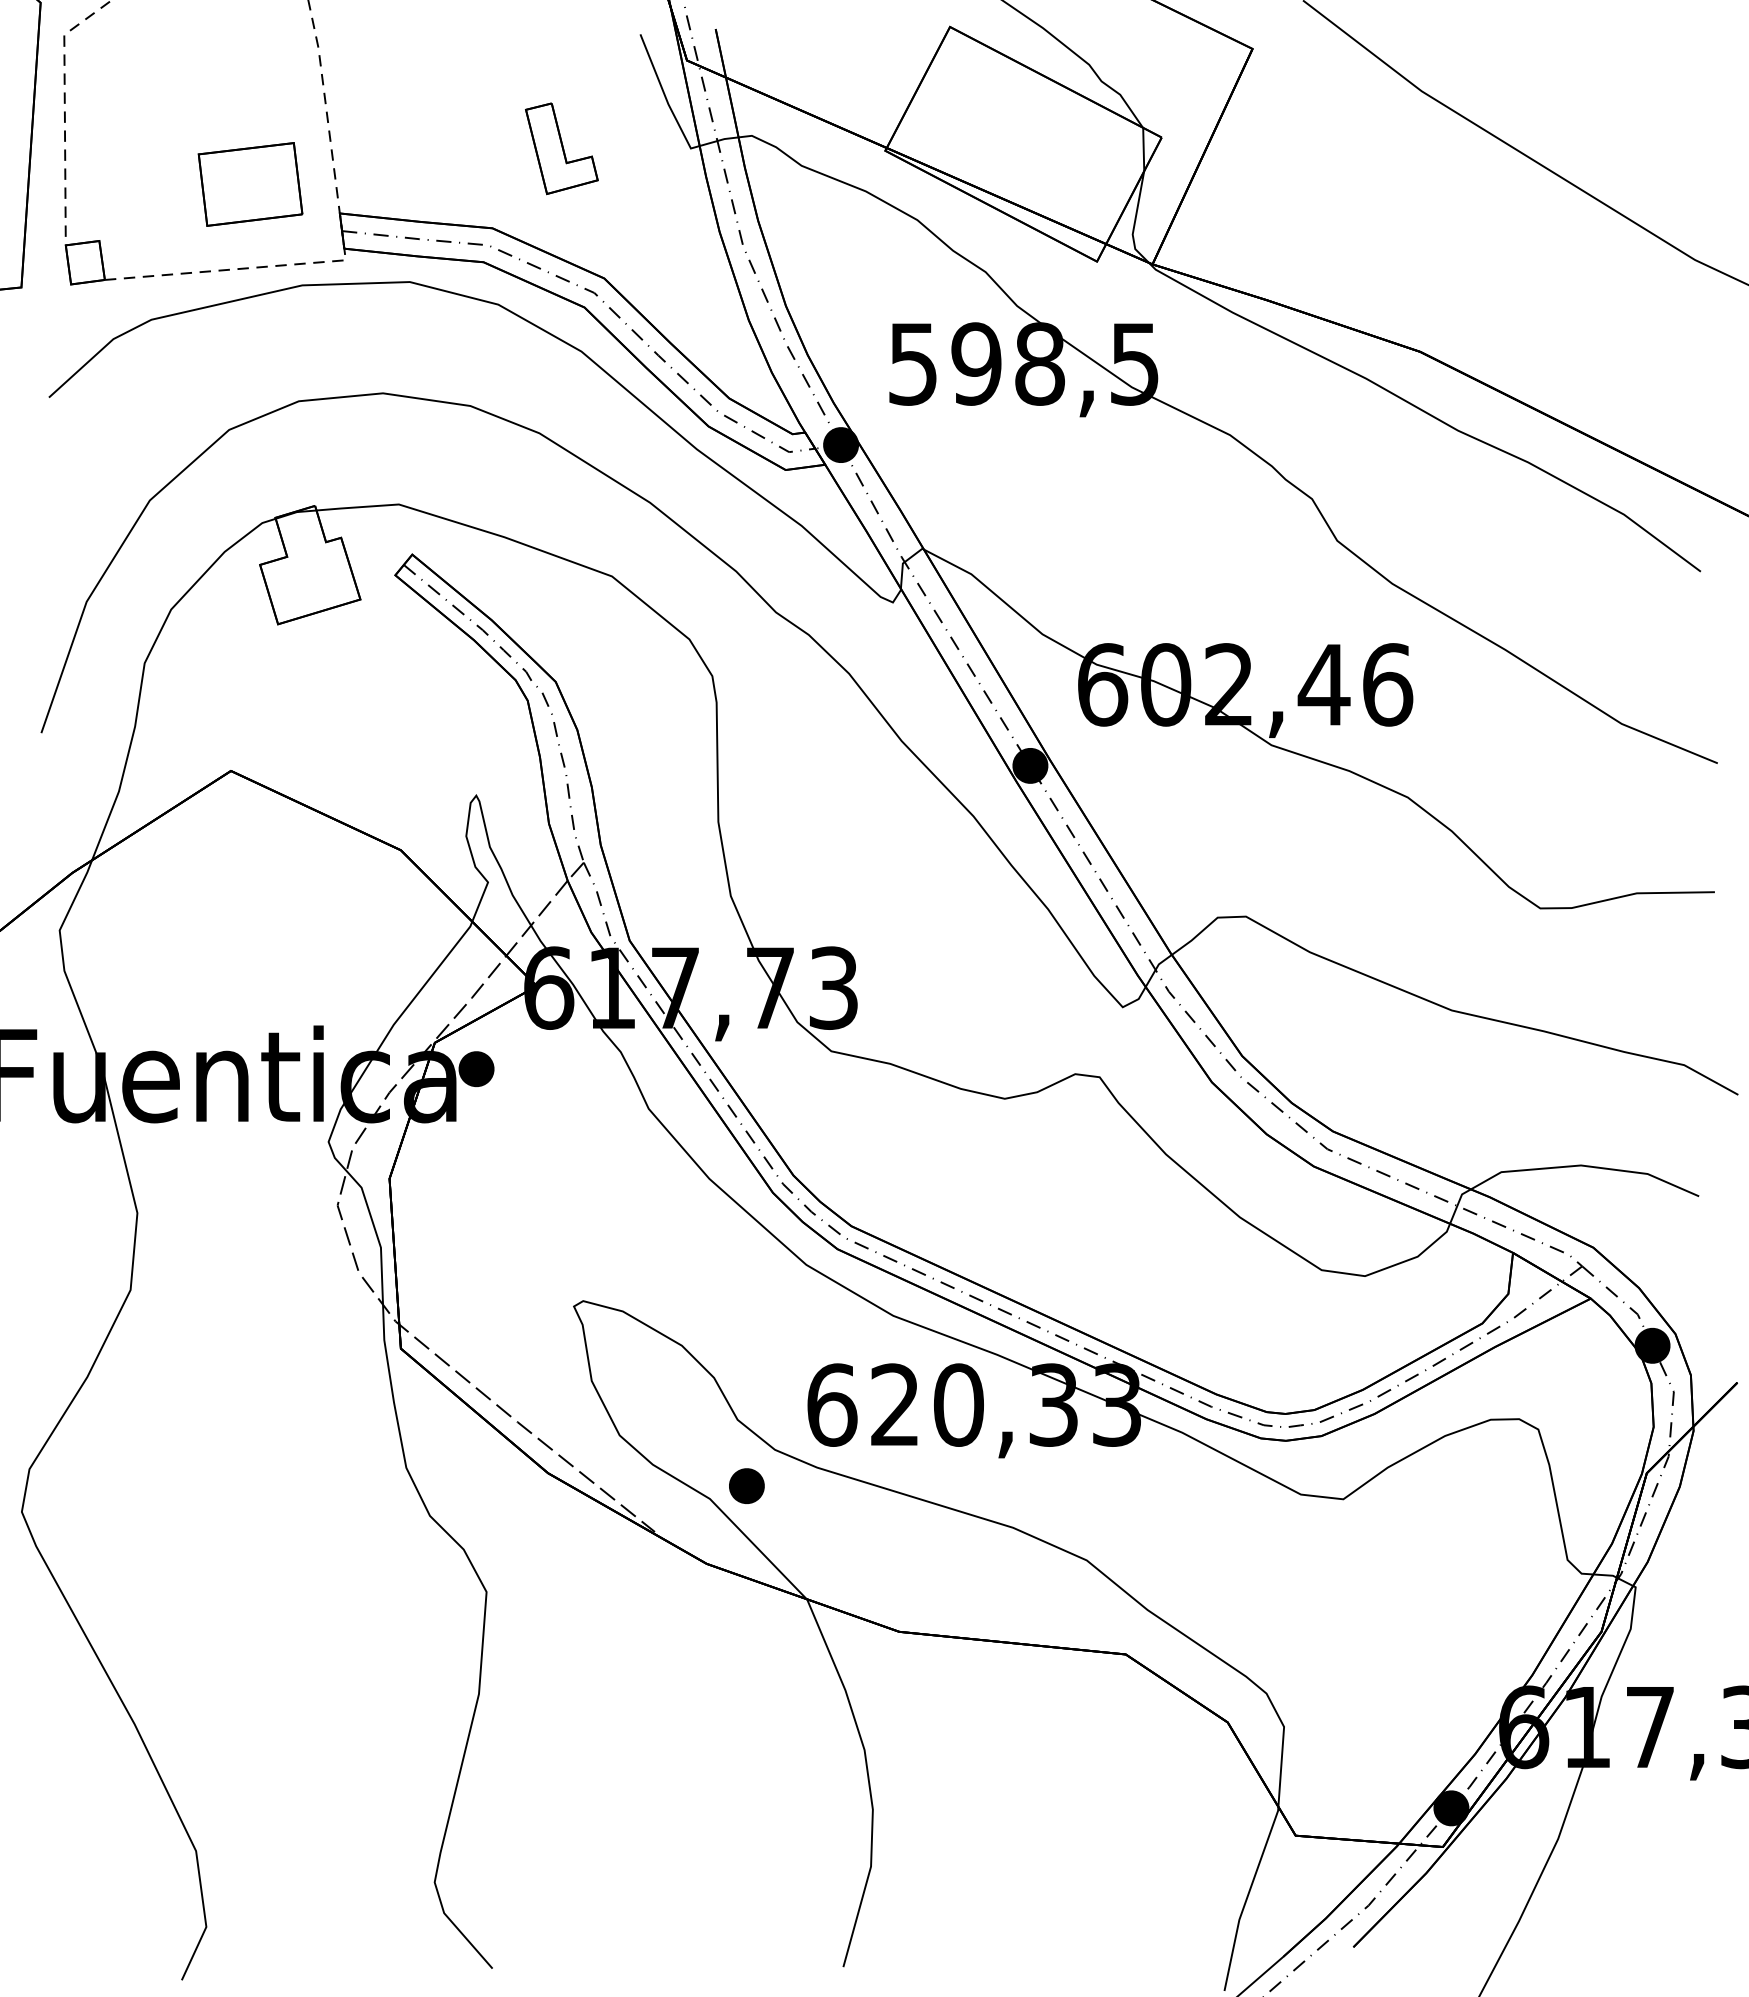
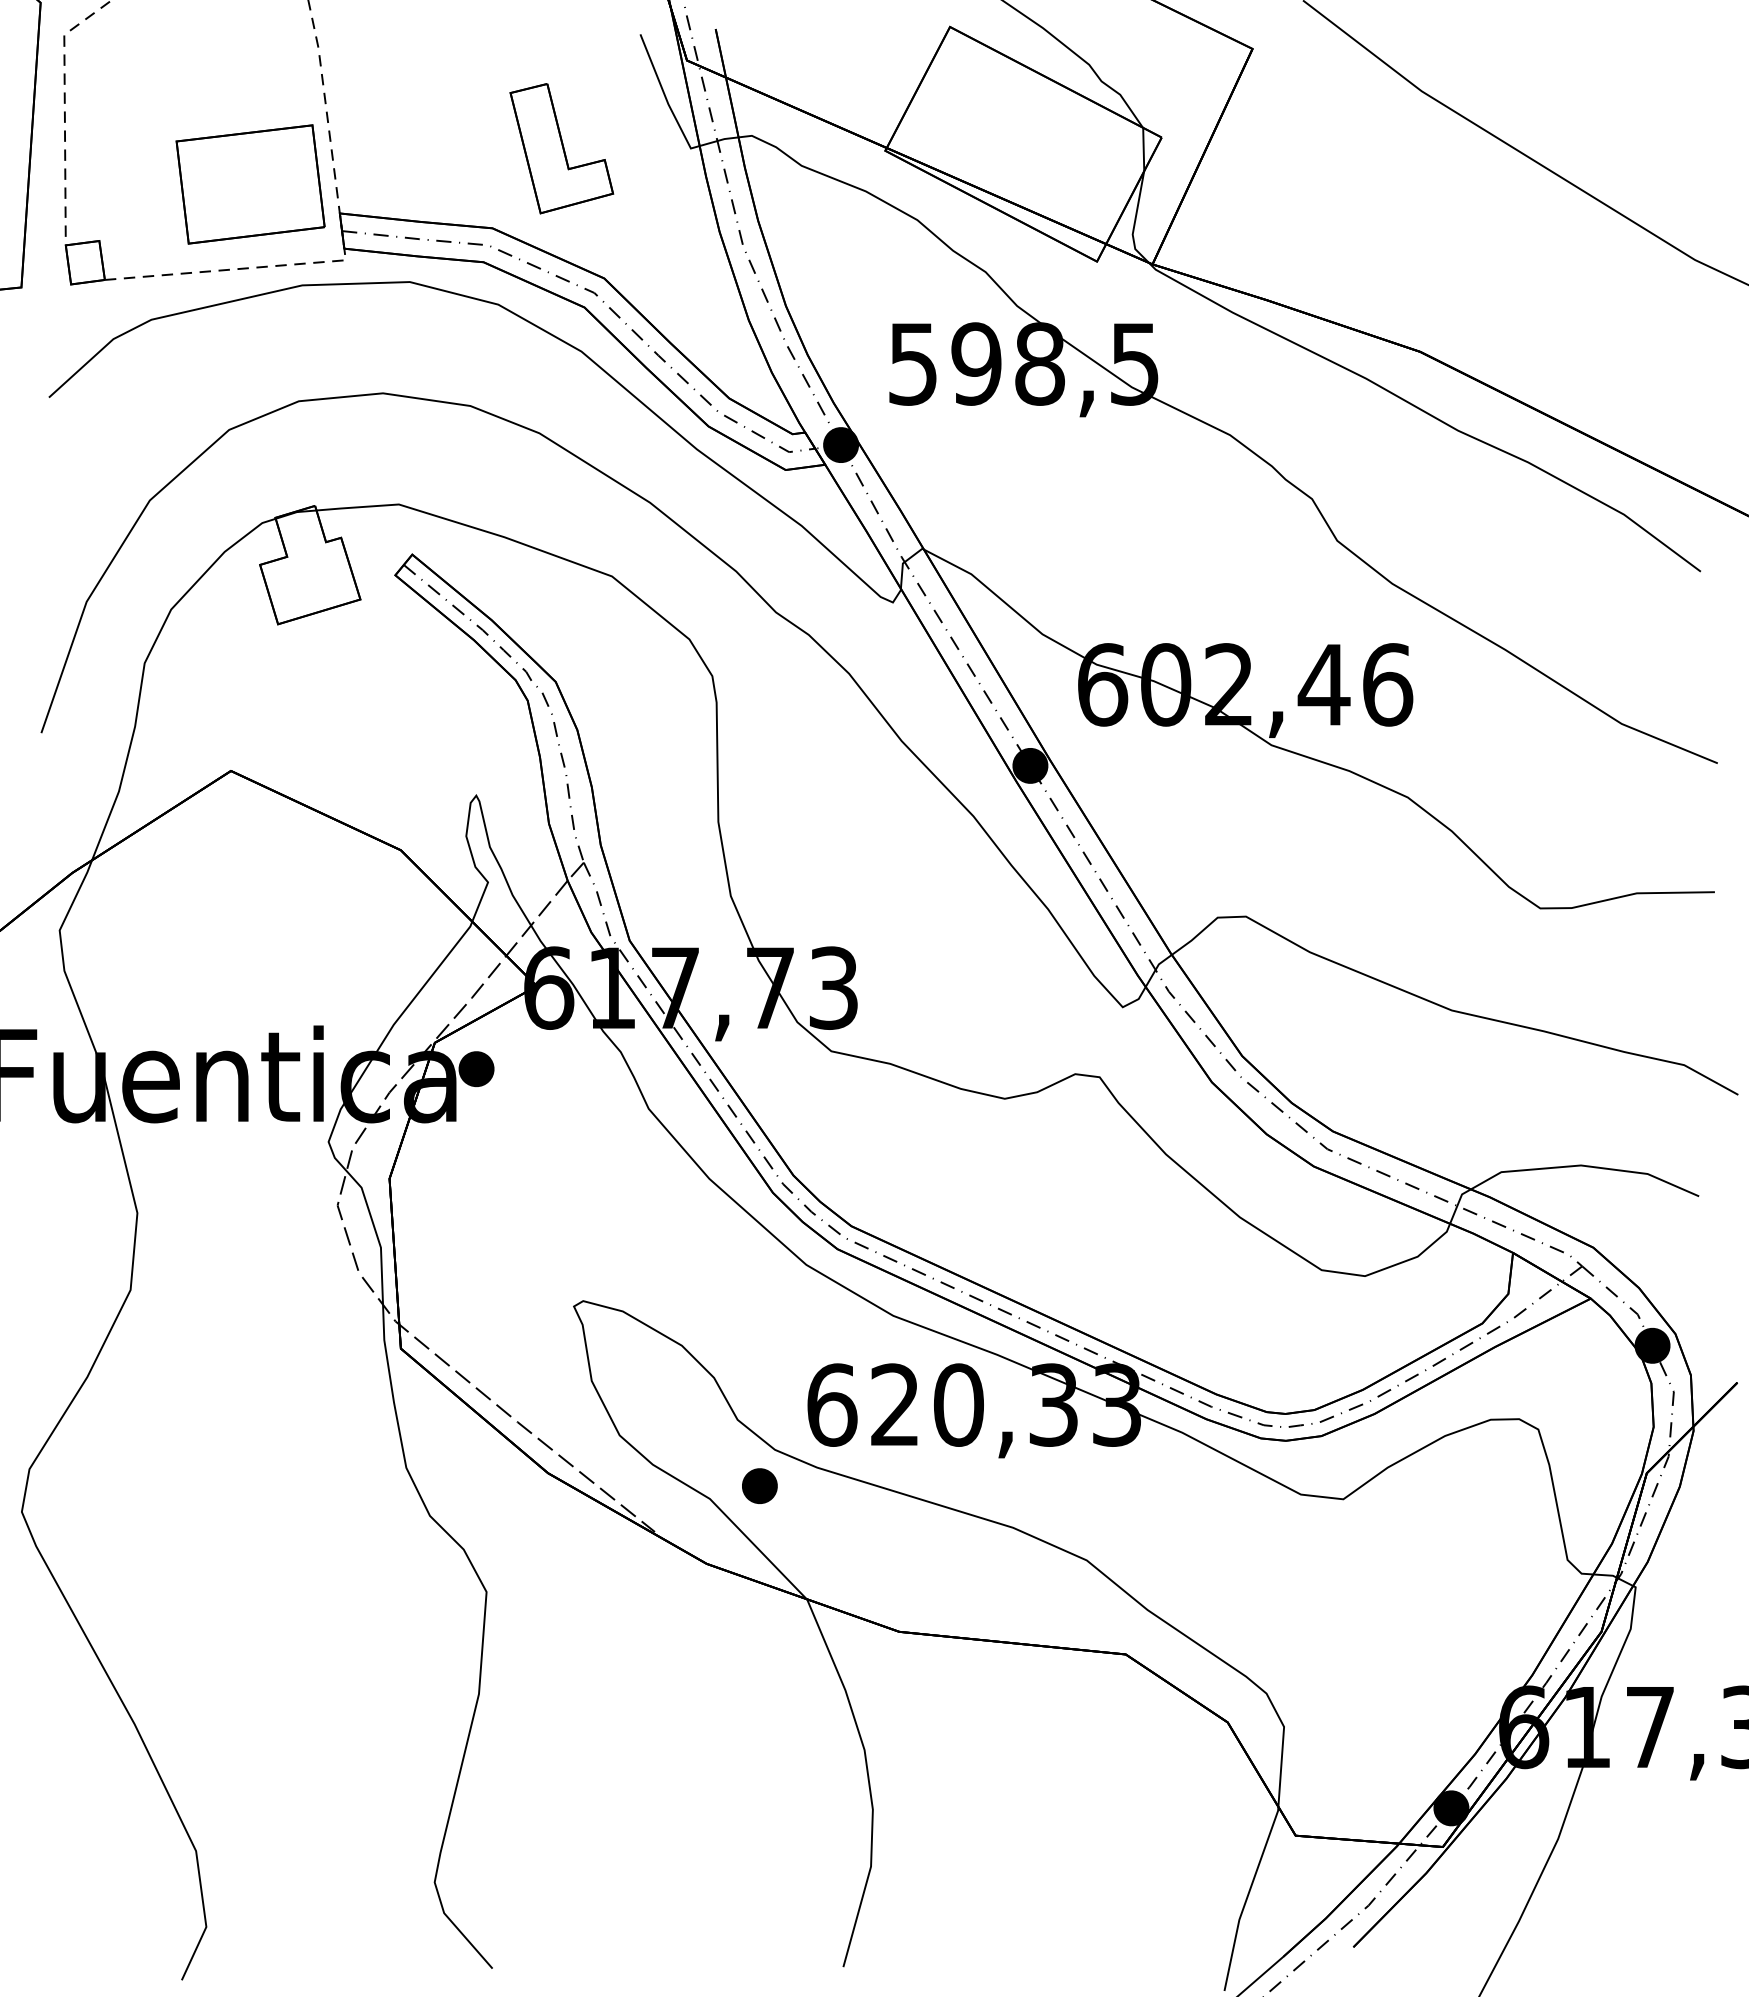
part size: 74x94 px -> 106x132 px (561, 148)
part size: 107x85 px -> 151x121 px (250, 184)
part position: (746, 1485) -> (759, 1485) (759, 1485)
